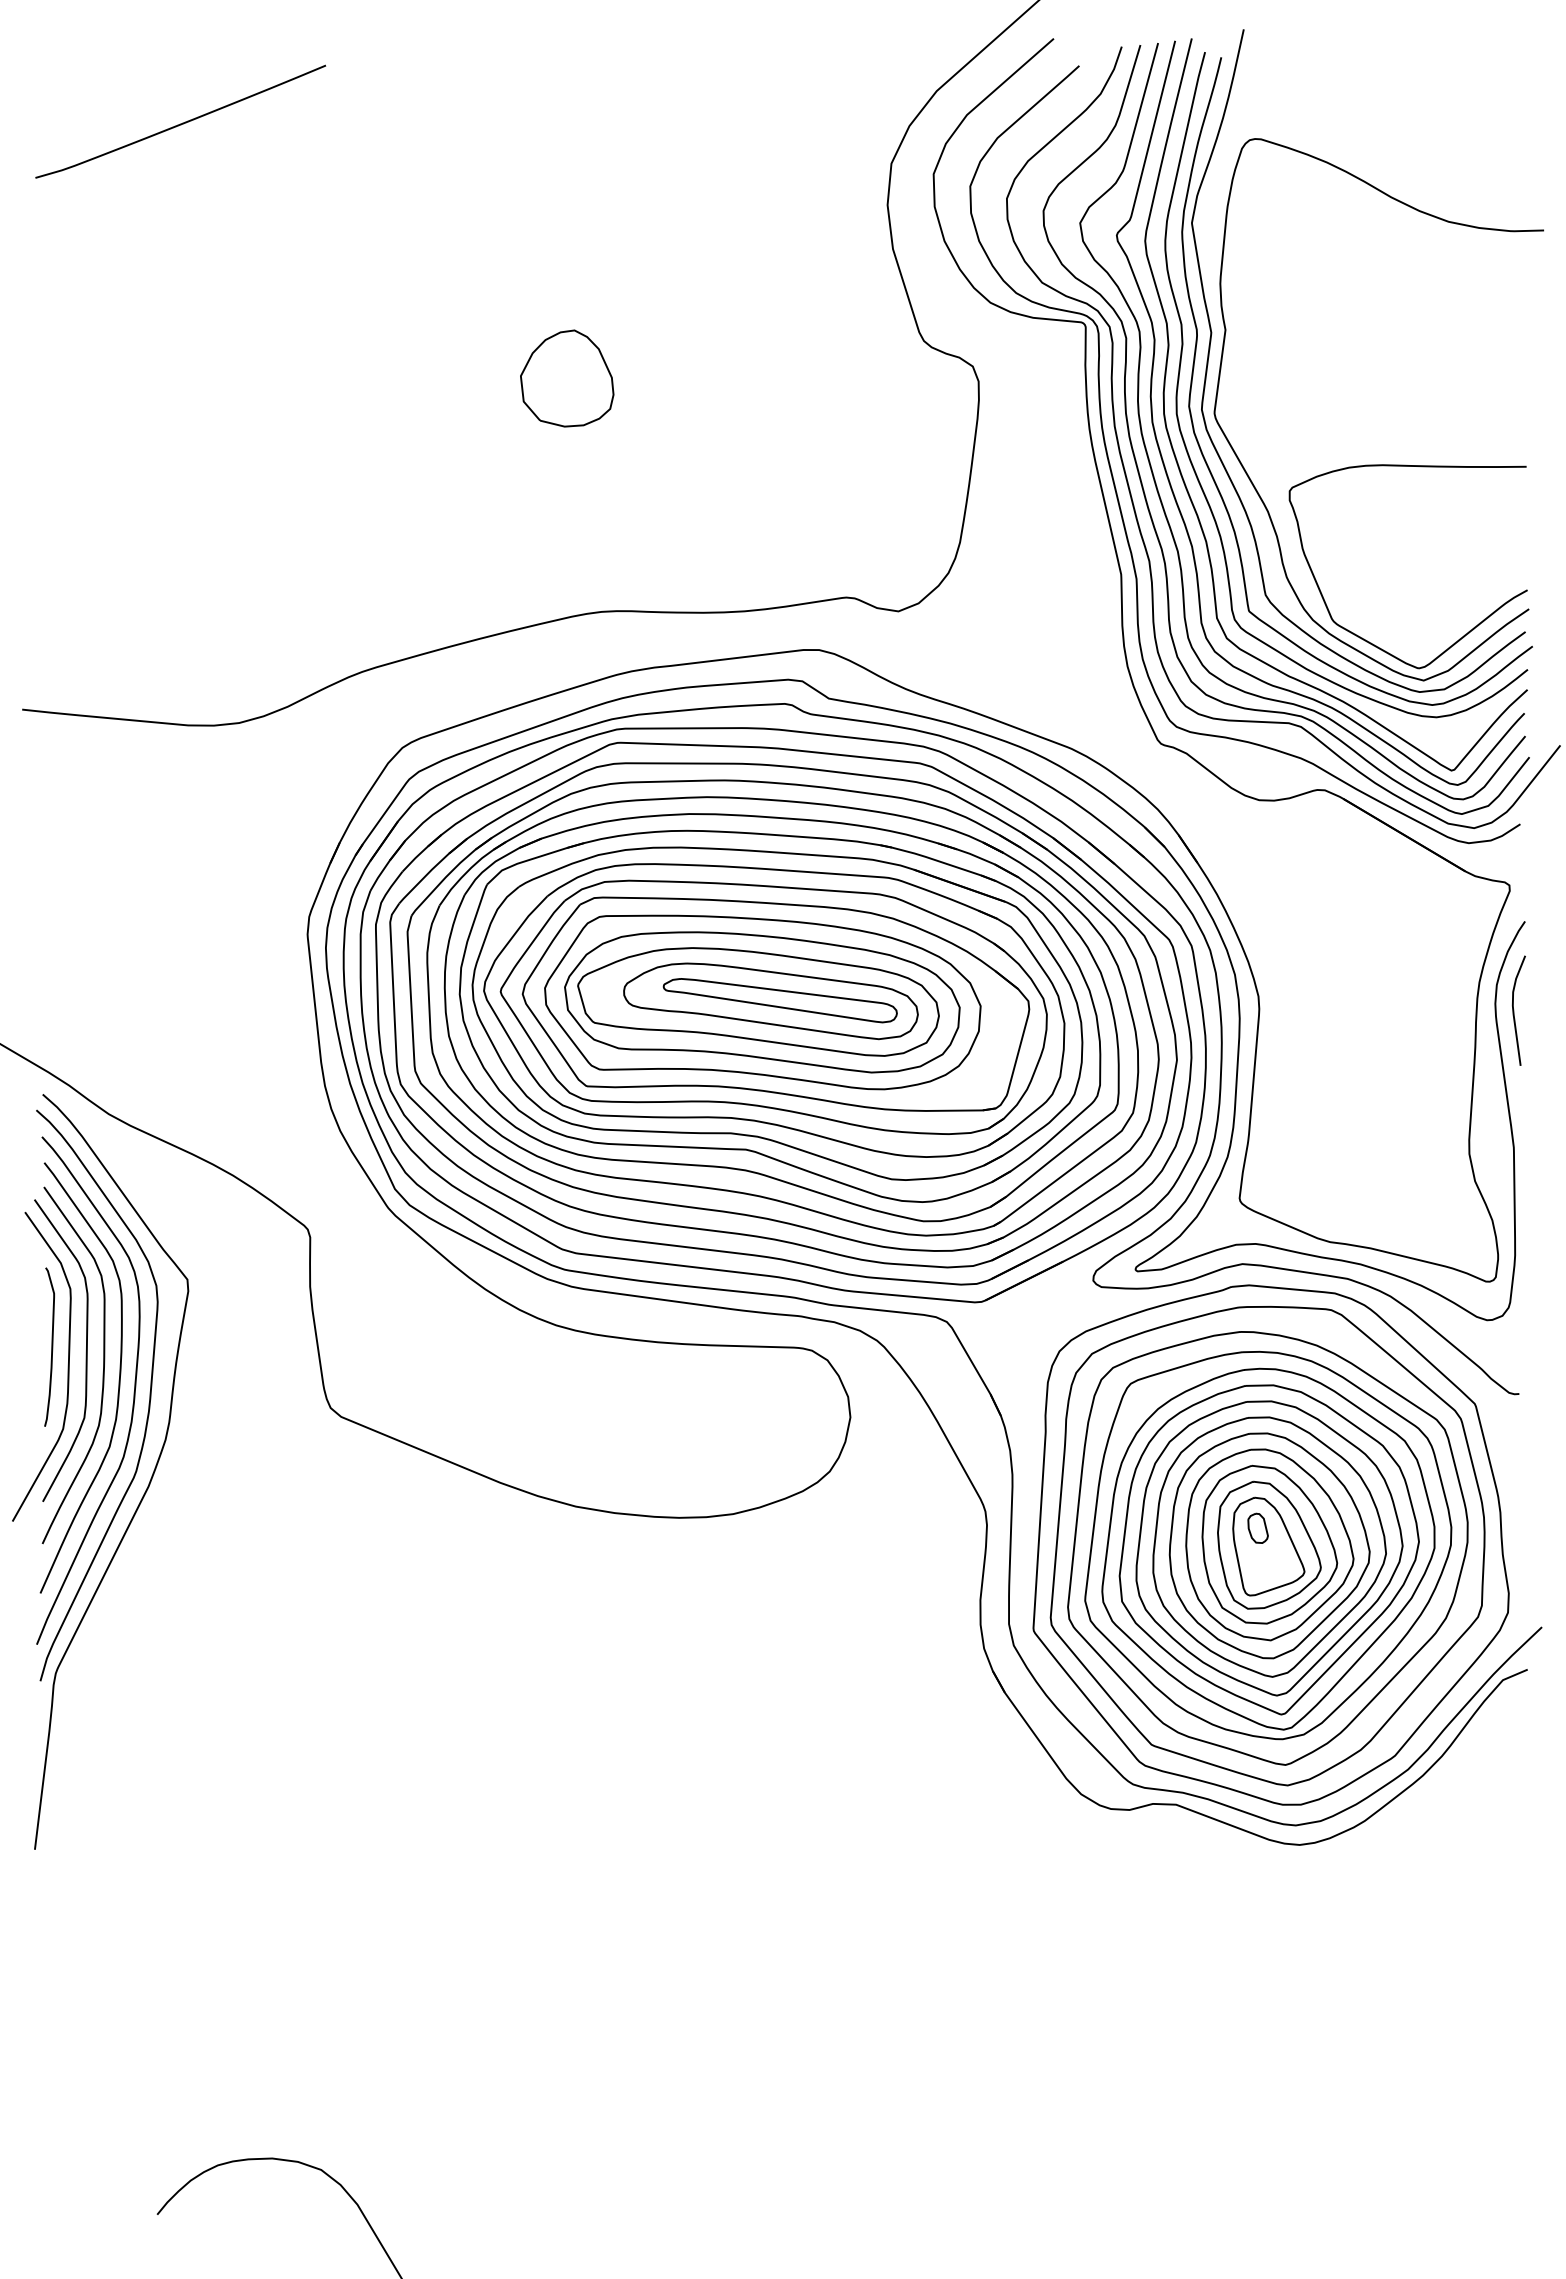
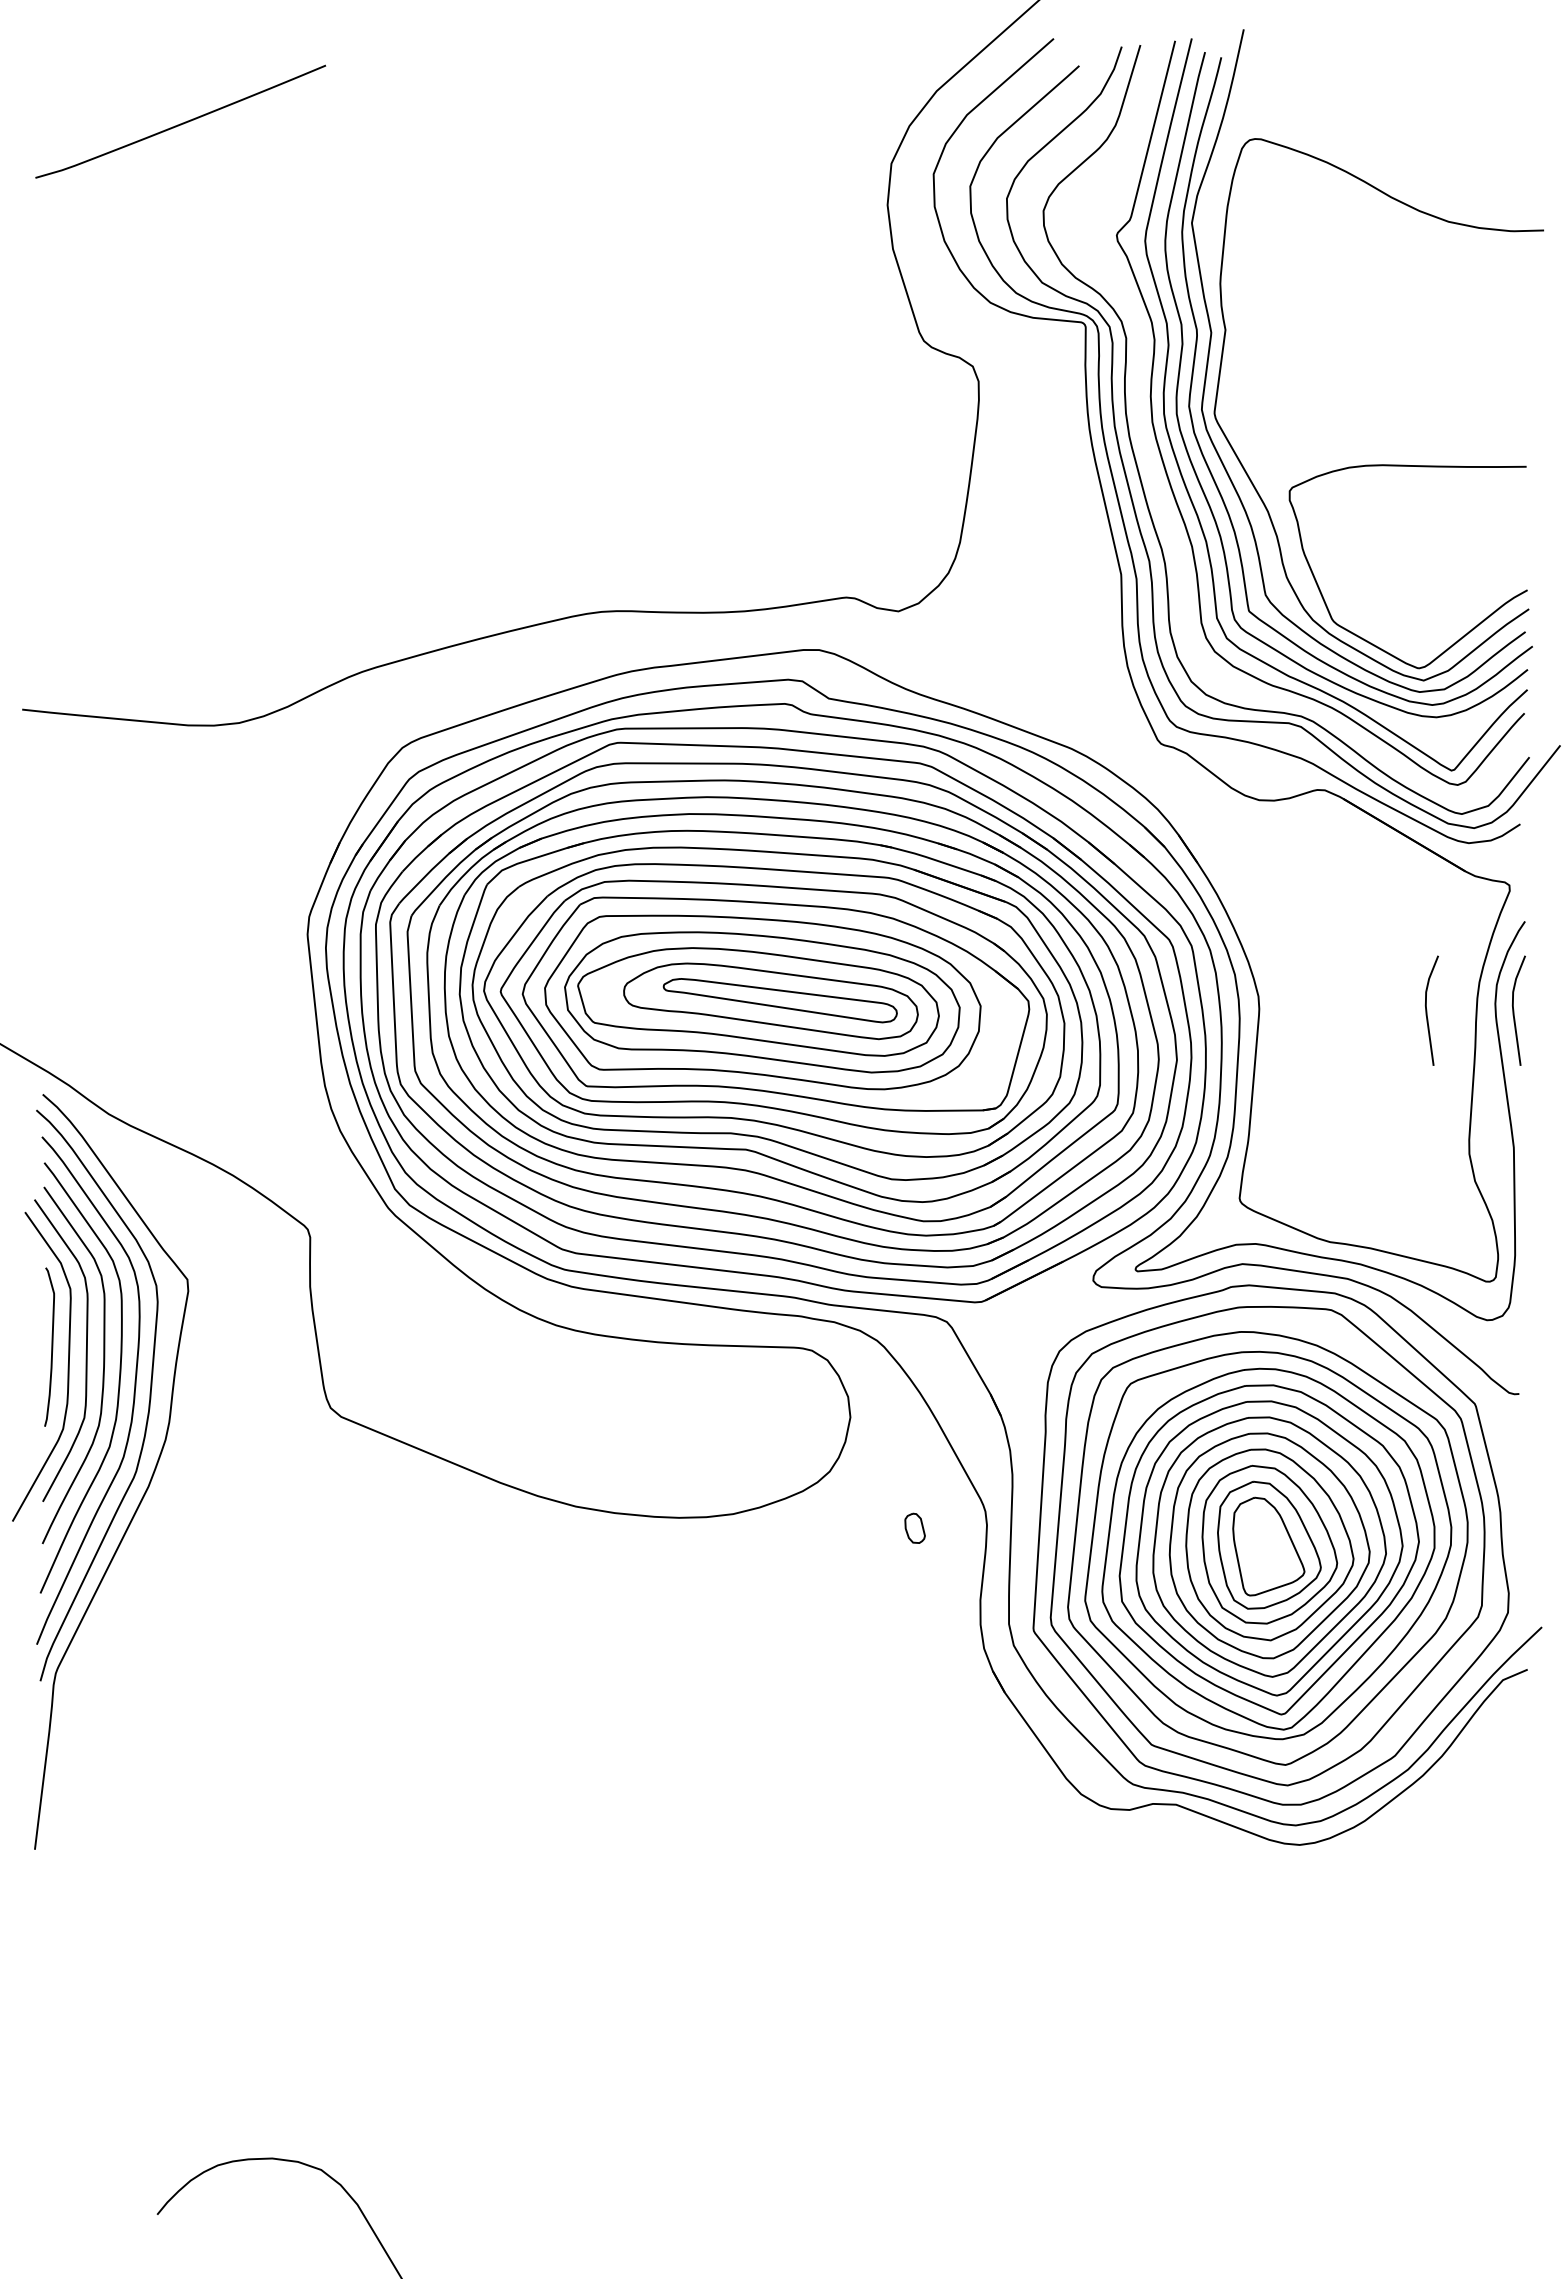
part: present -> none (567, 378)
curve: present -> none (1150, 461)
curve: none -> present (1427, 1010)
part position: (1257, 1527) -> (914, 1527) (914, 1527)
